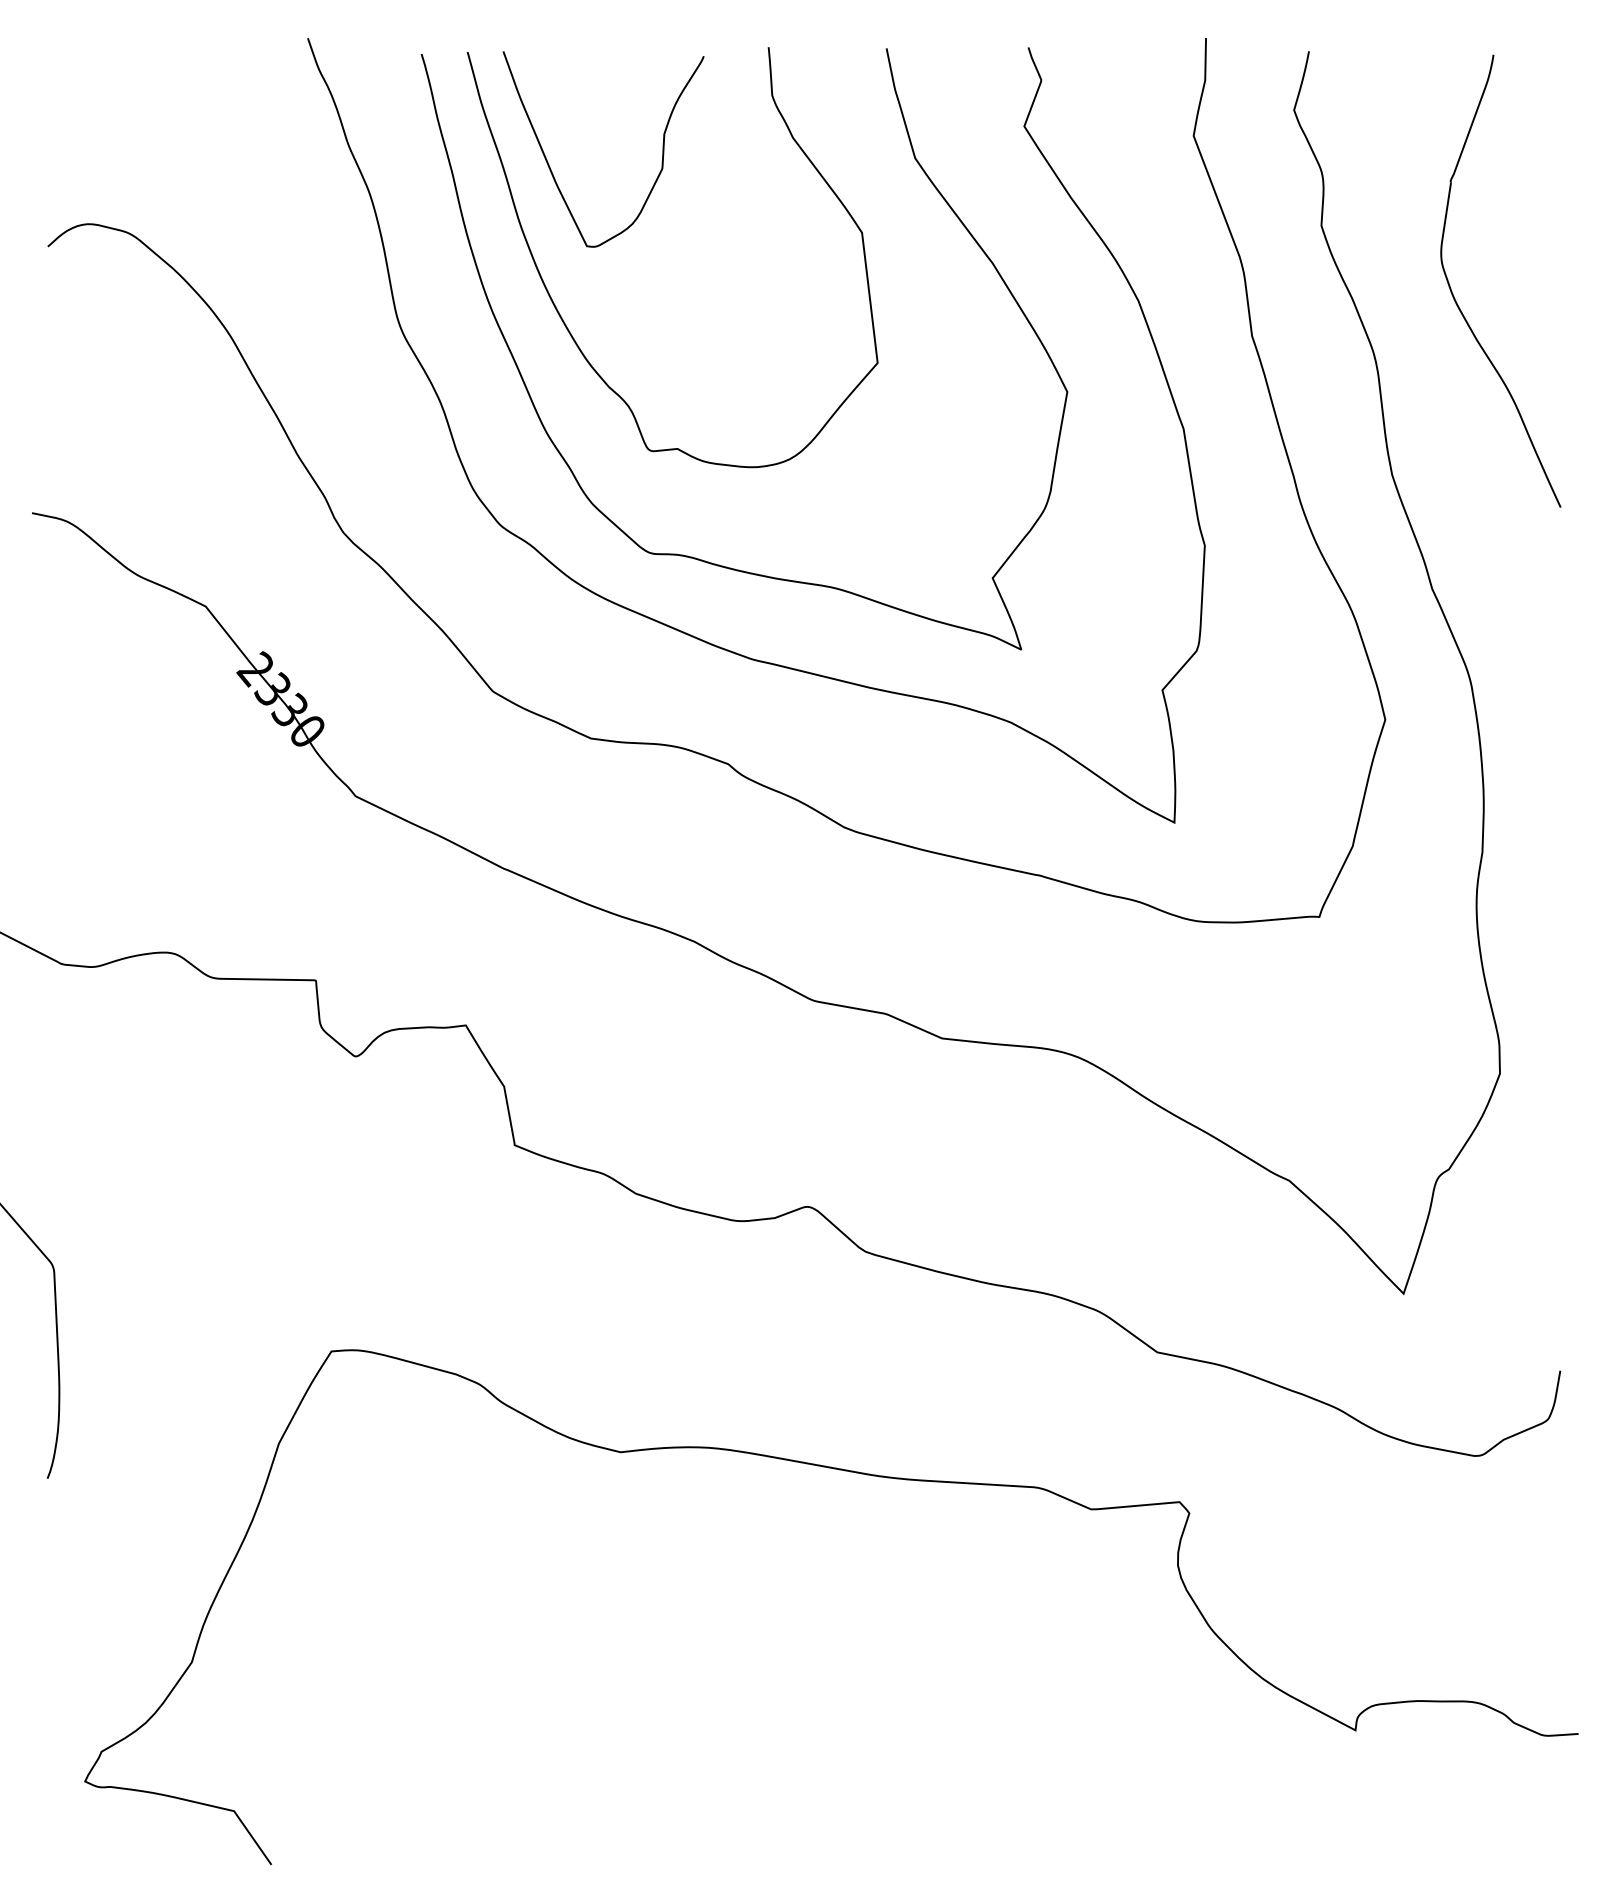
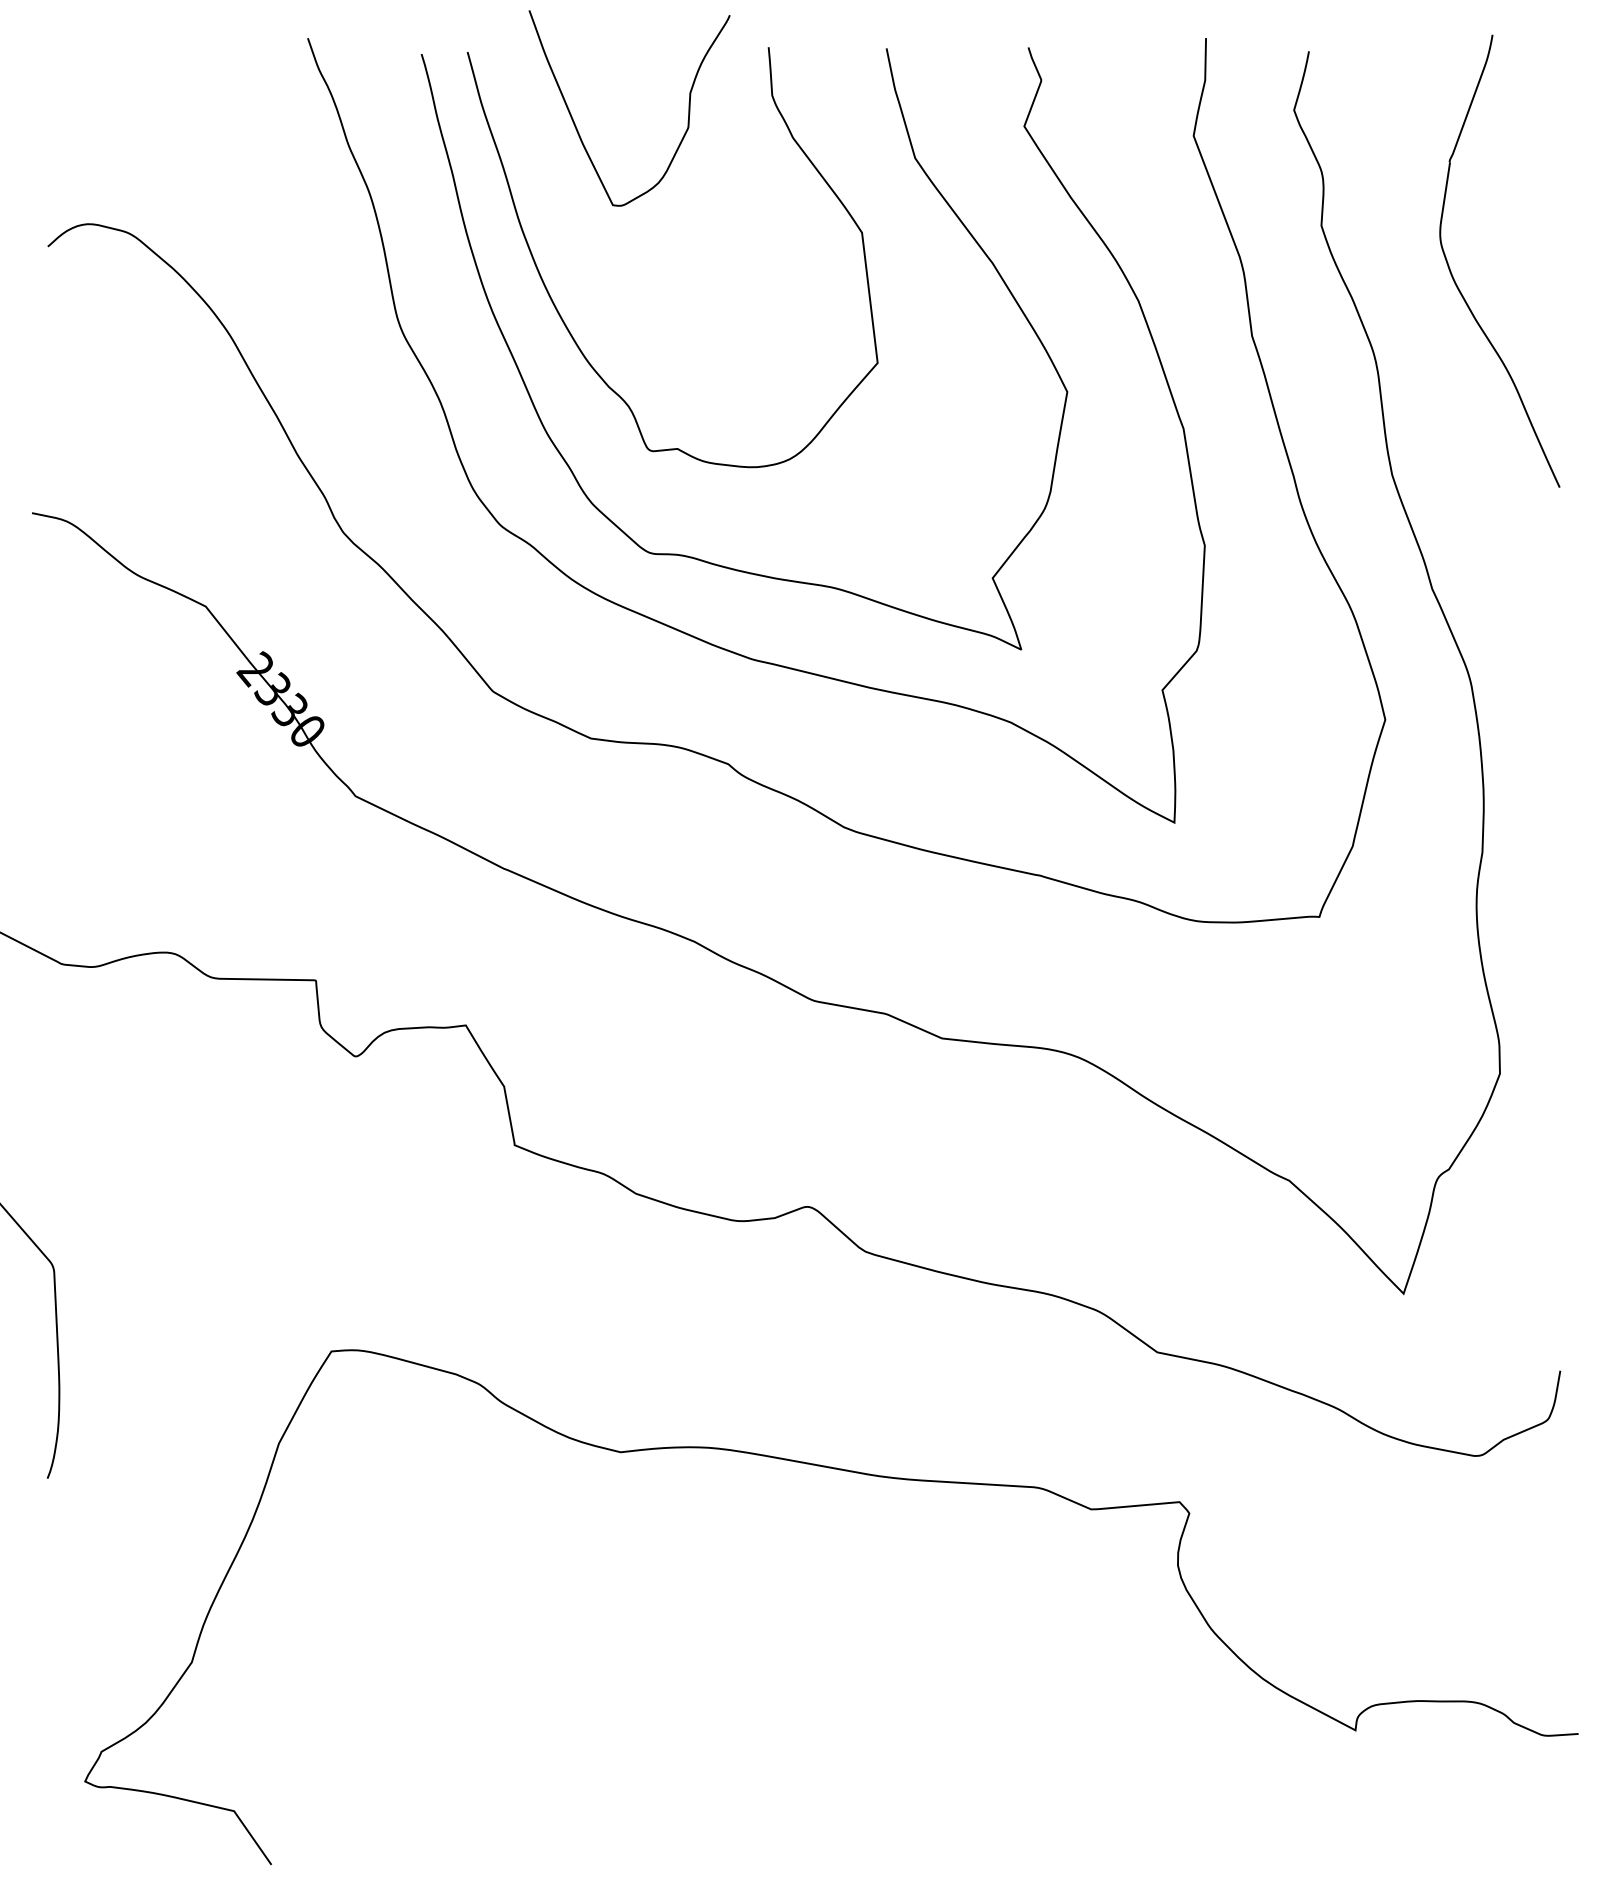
curve position: (552, 171) -> (578, 130) (578, 130)
part position: (1457, 302) -> (1456, 282) (1456, 282)
